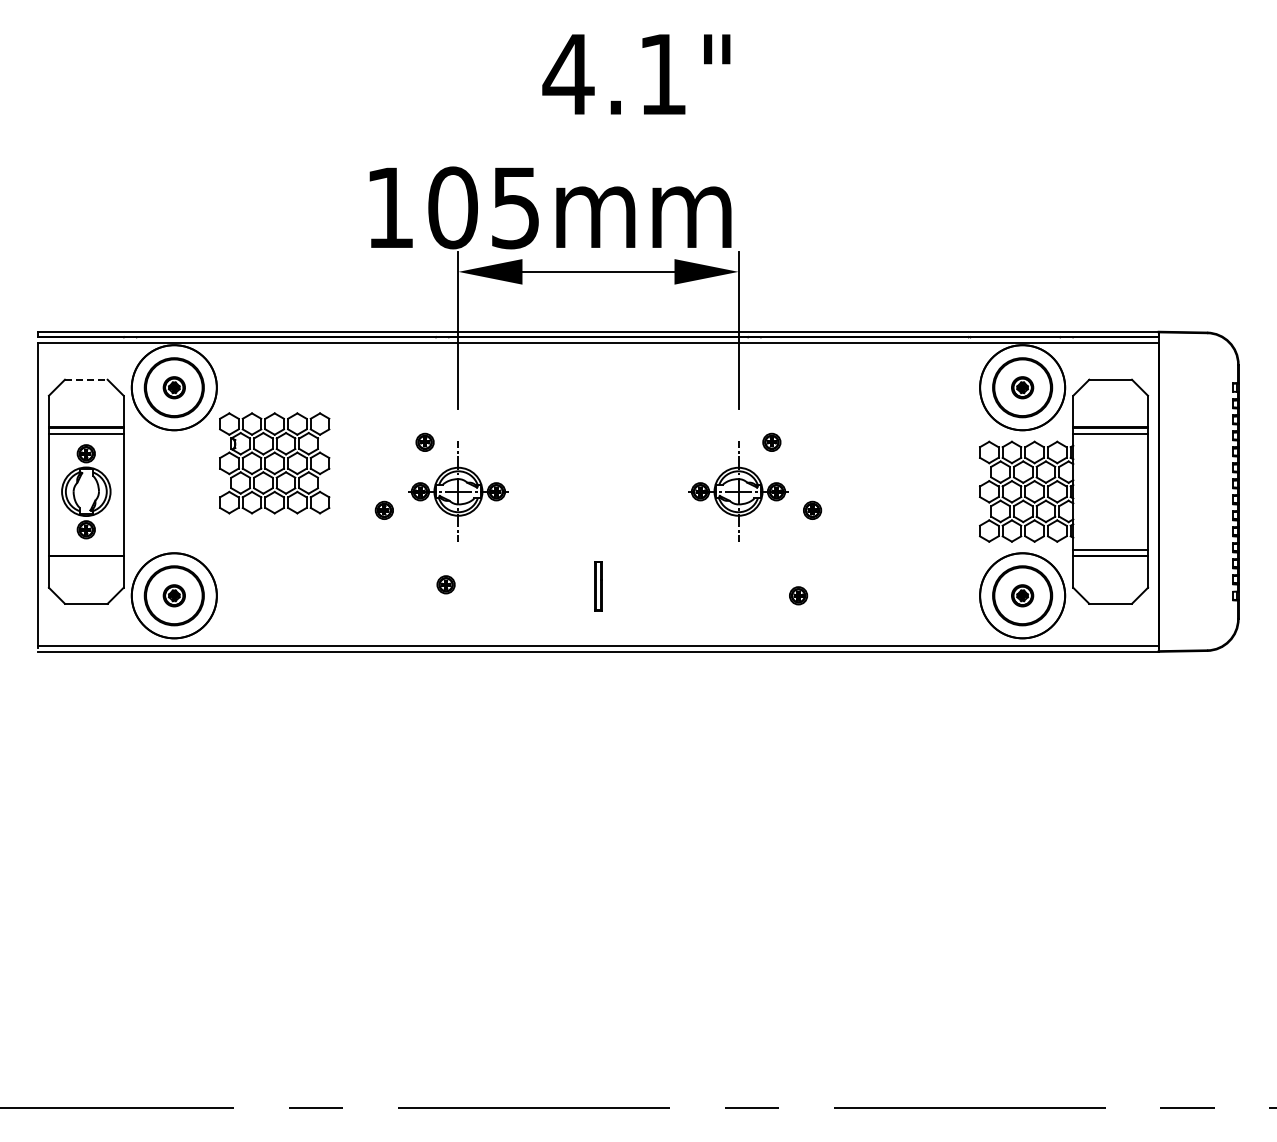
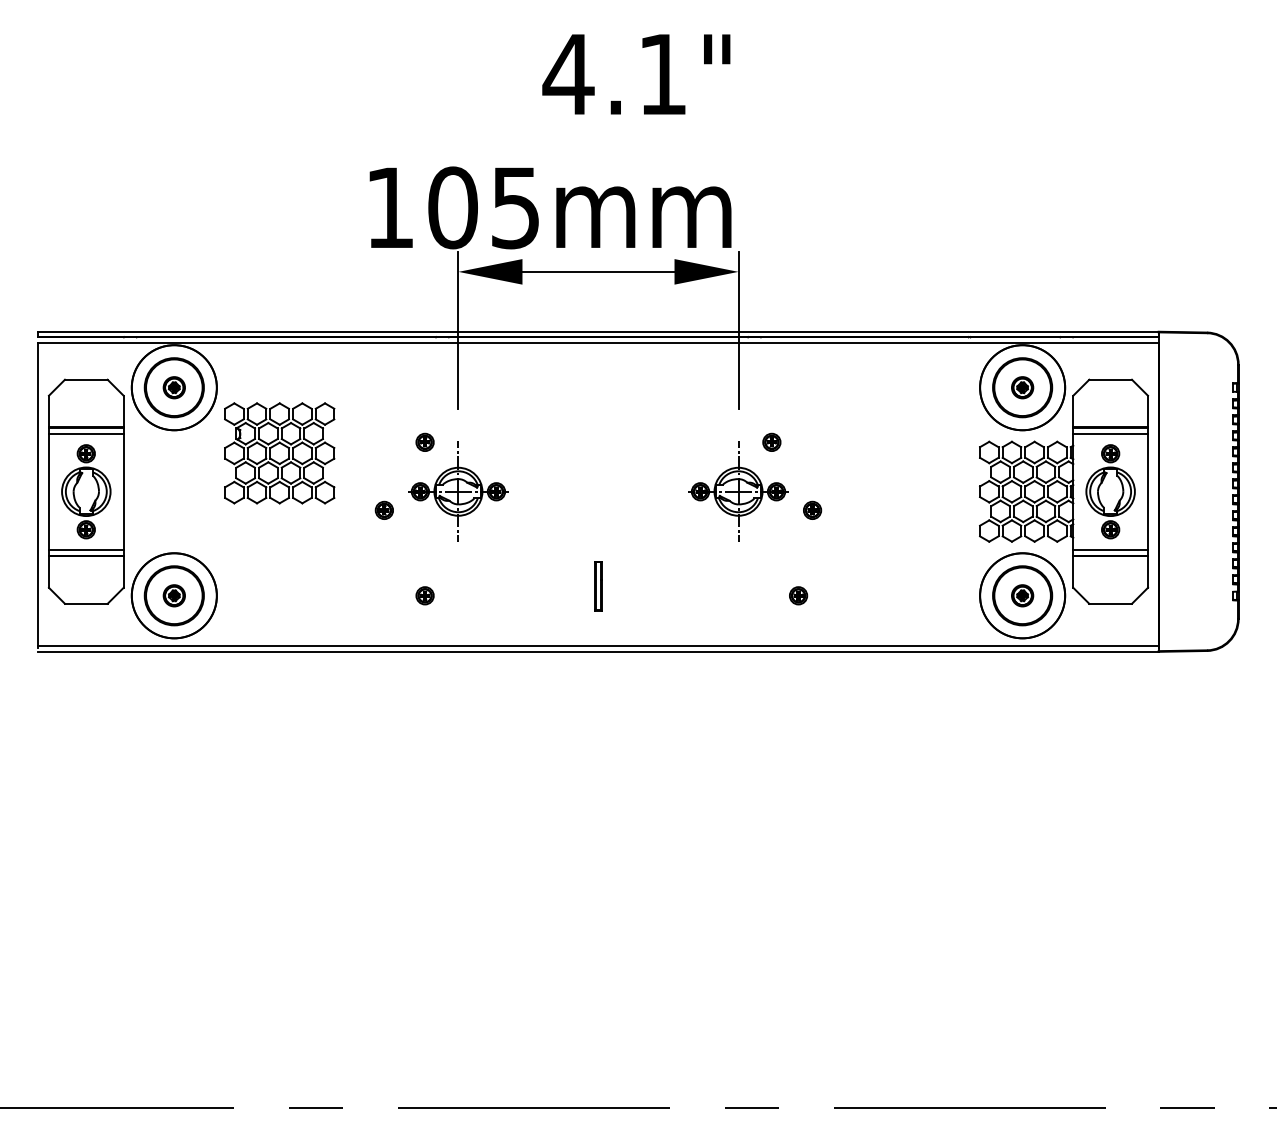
line: dashed -> solid (86, 379)
part position: (274, 463) -> (279, 453) (279, 453)
part: none -> present (1110, 491)
line: none -> present (85, 549)
part position: (445, 584) -> (424, 595) (424, 595)
